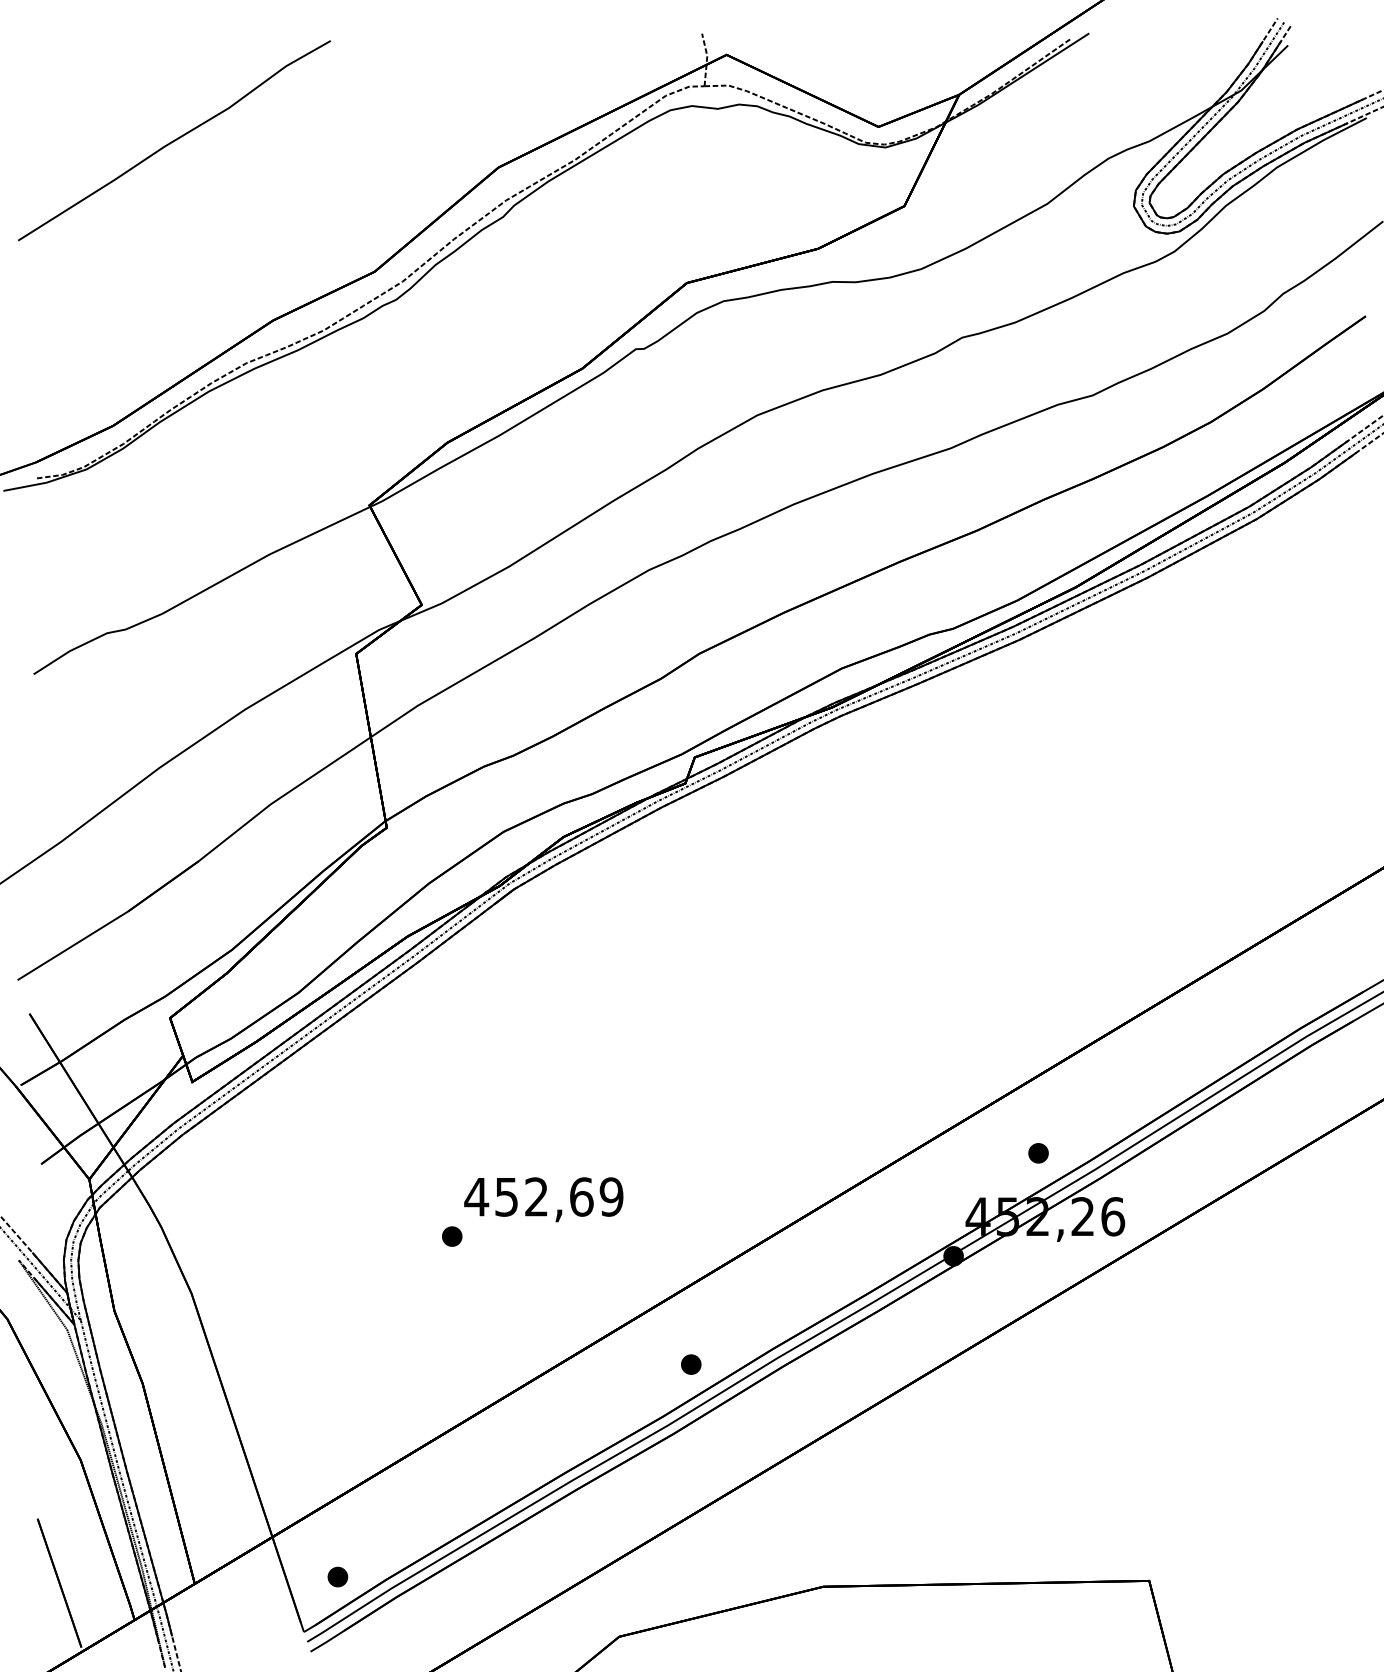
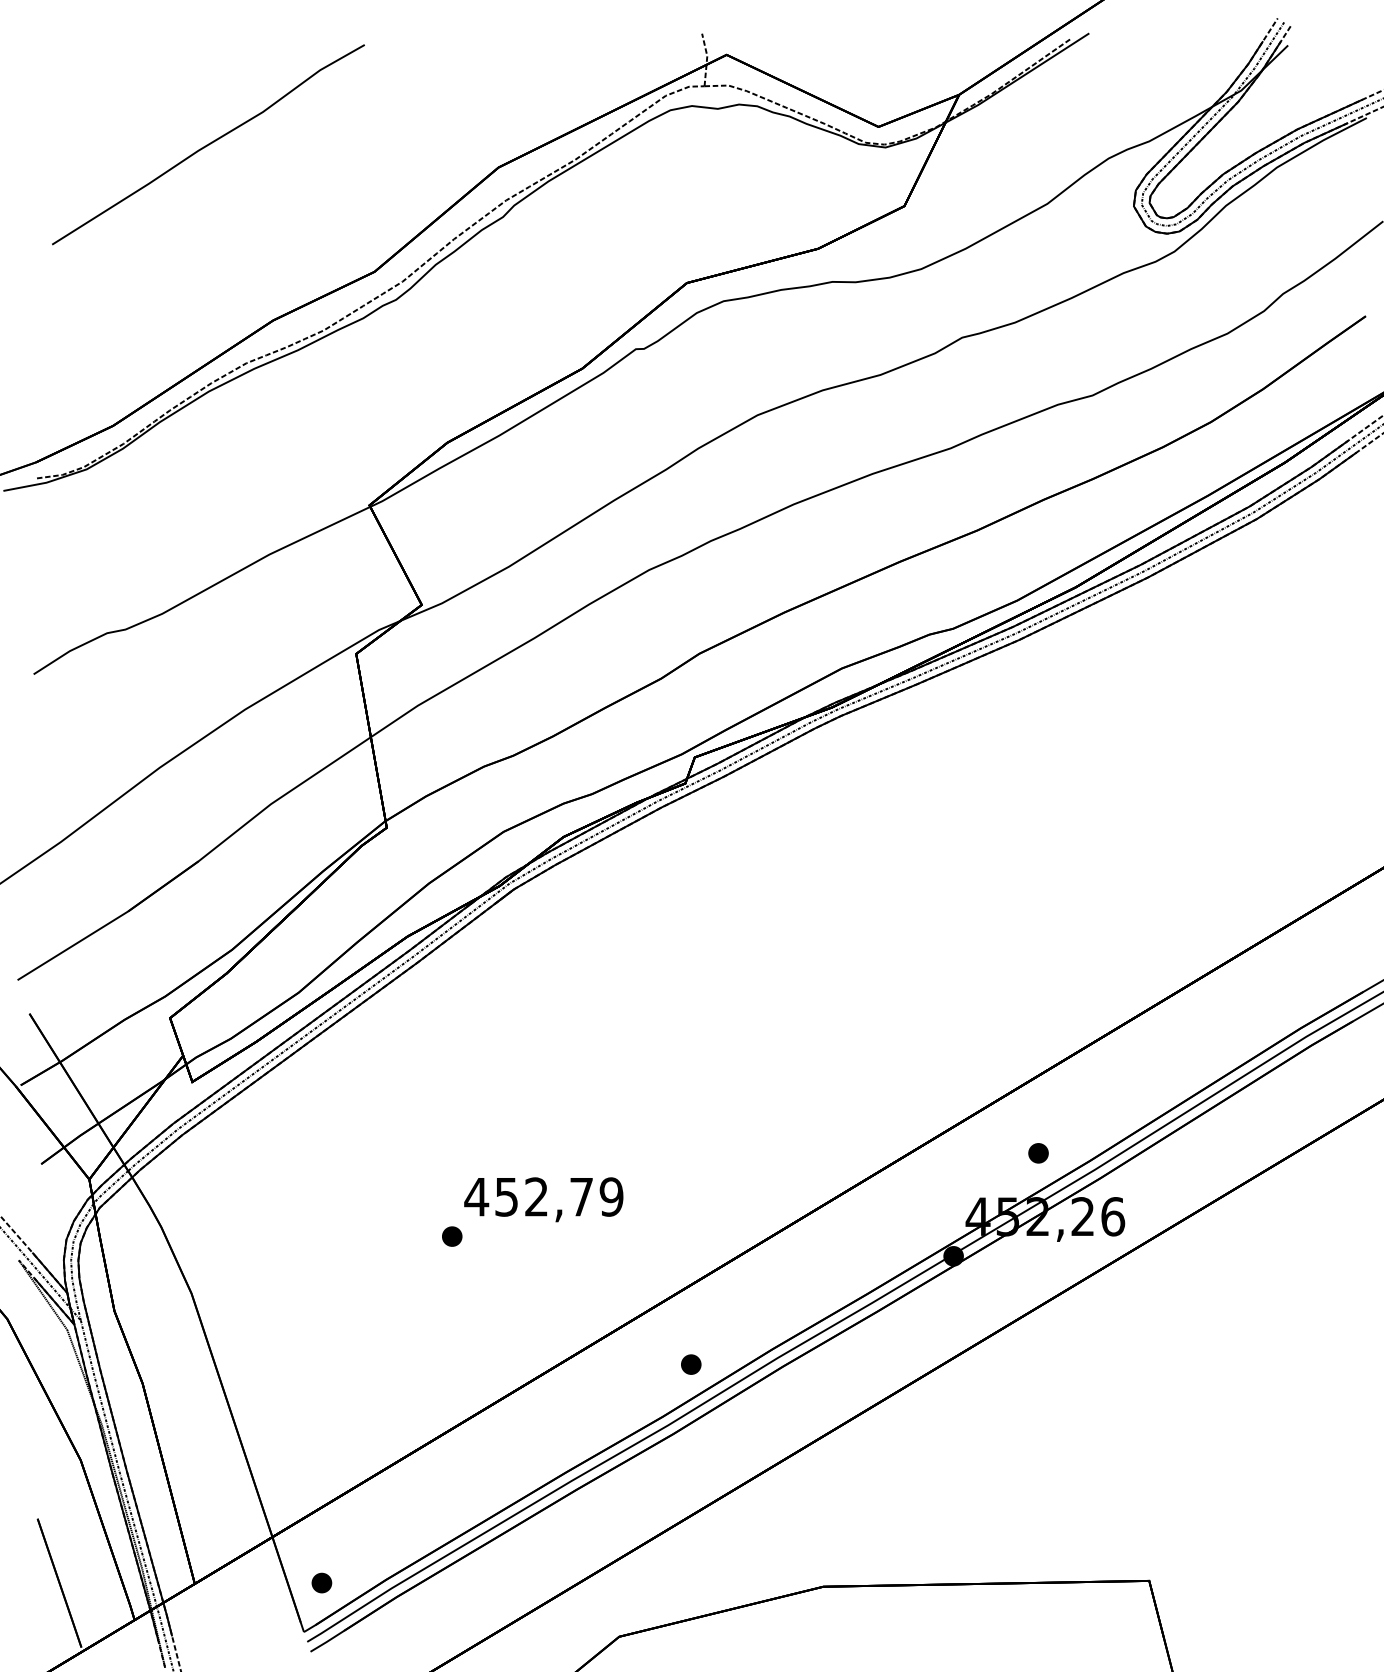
curve position: (174, 140) -> (208, 144) (208, 144)
text: 452,69 -> 452,79 (581, 1196)
part position: (337, 1576) -> (321, 1582) (321, 1582)
